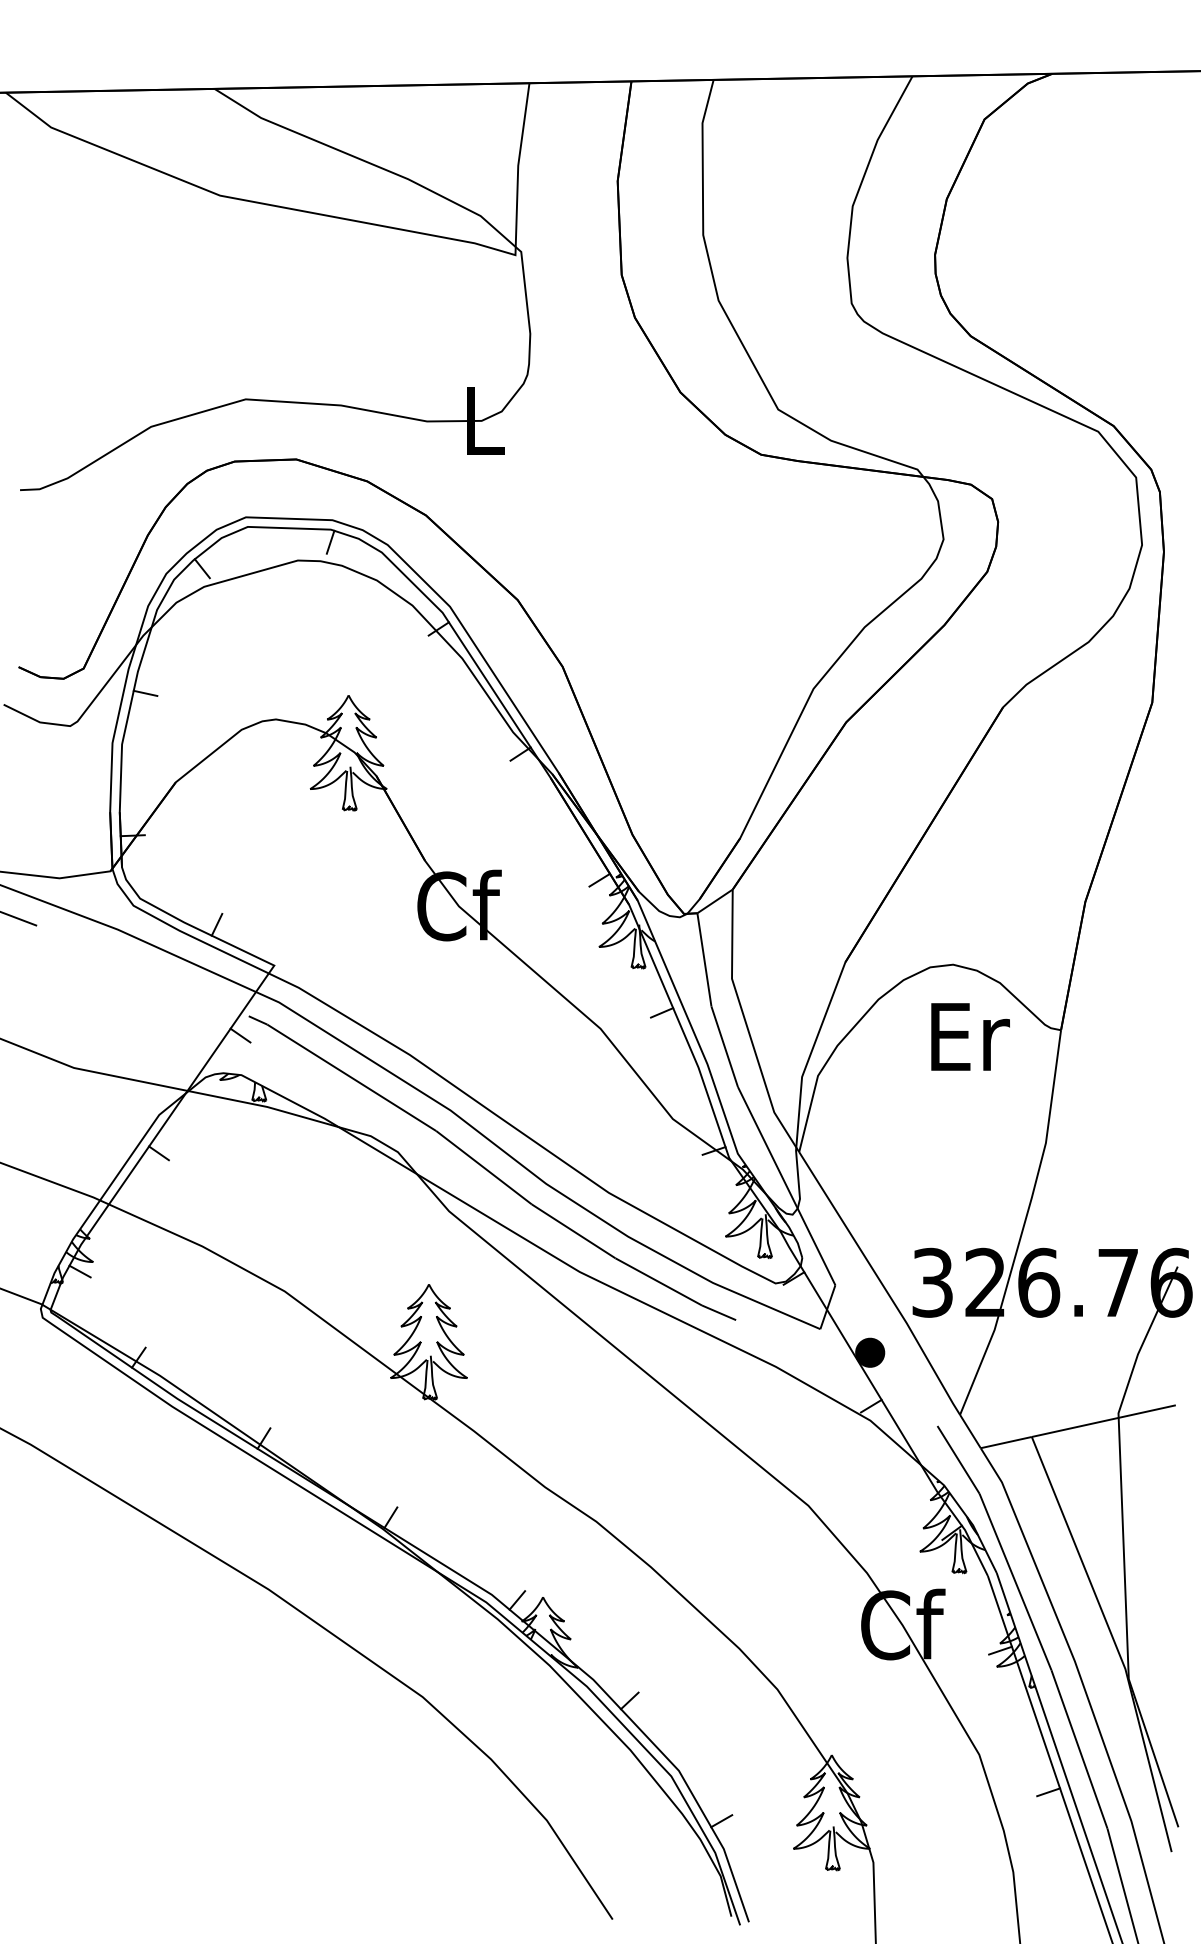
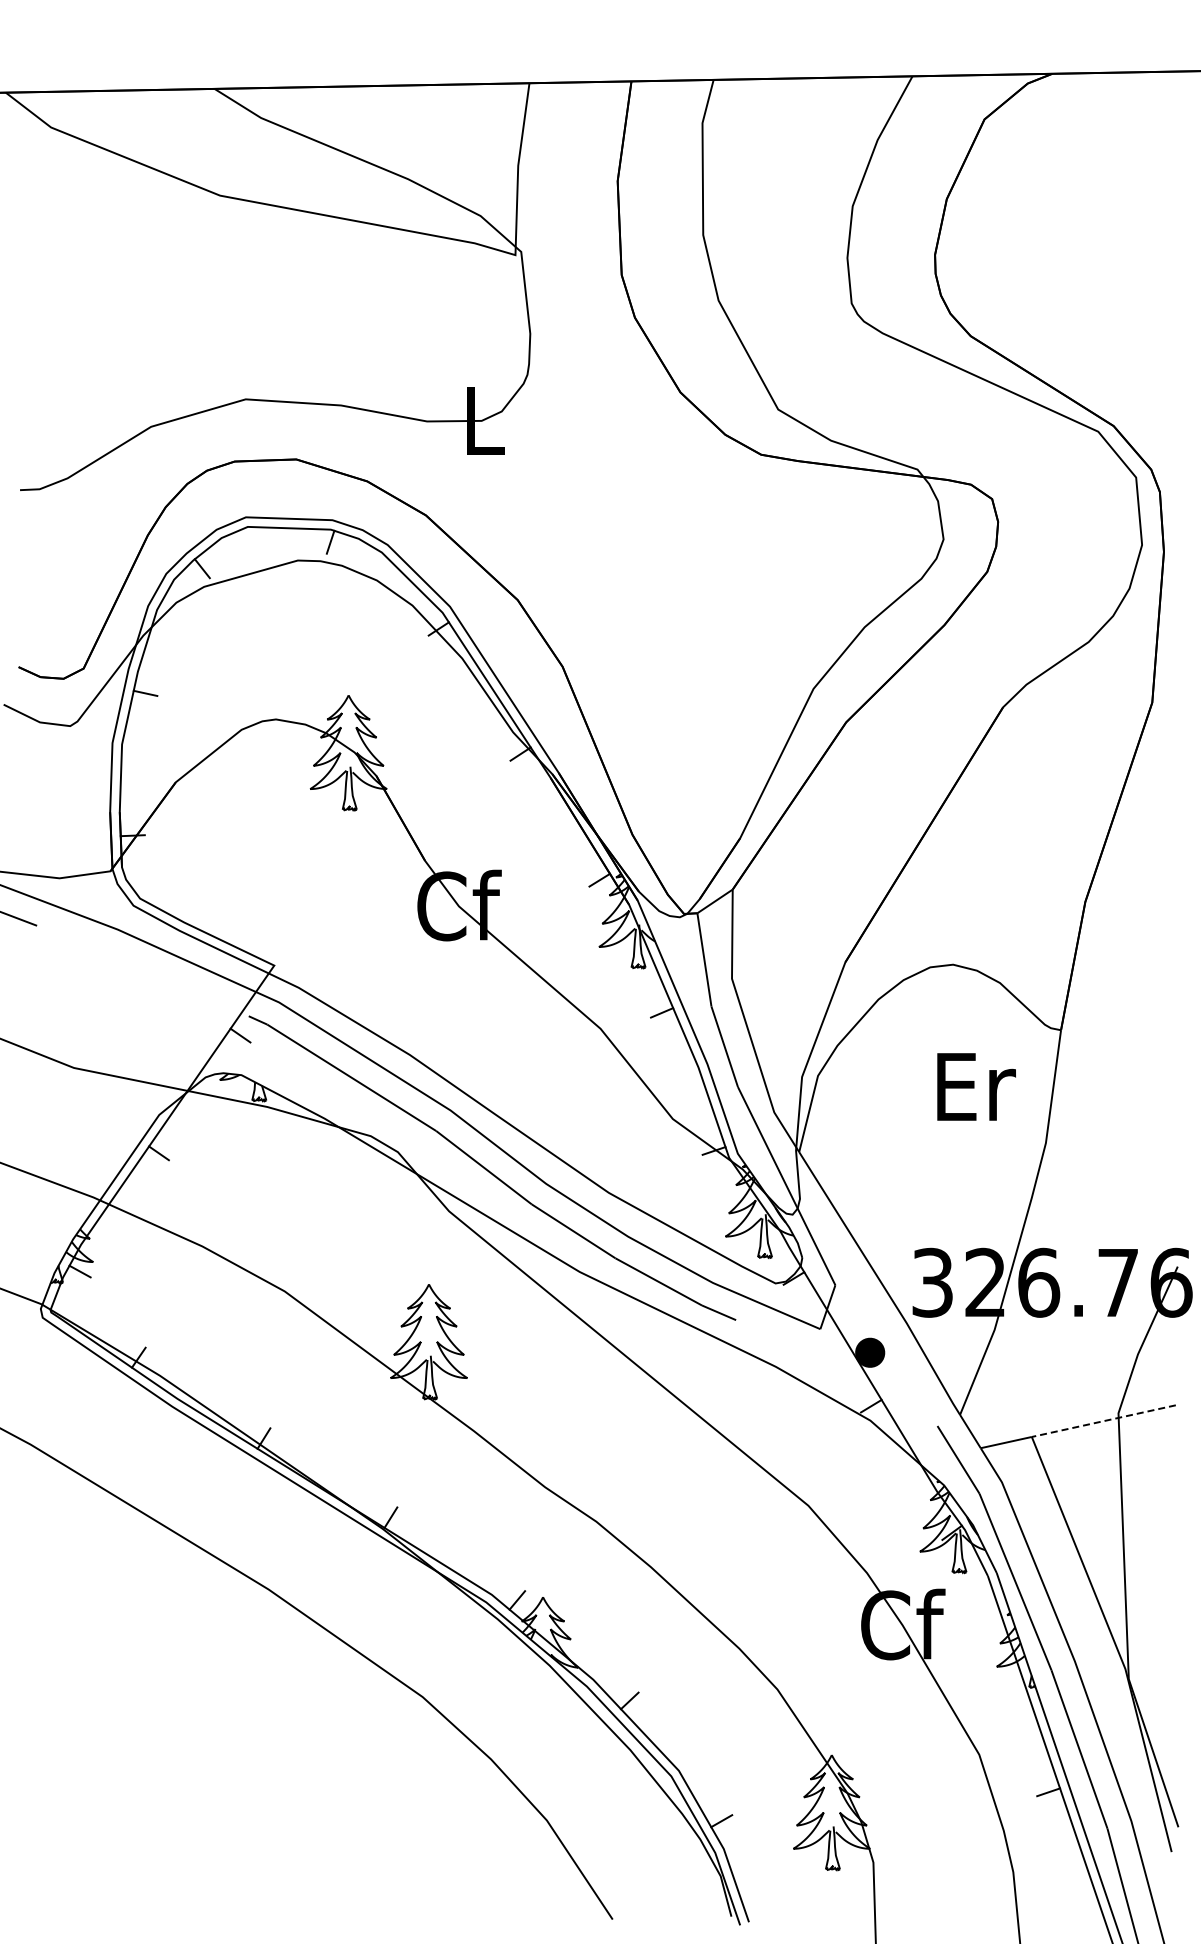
line: present -> none (216, 924)
text position: (970, 1036) -> (976, 1086) (976, 1086)
line: solid -> dashed (1103, 1421)
line: present -> none (1000, 1650)
